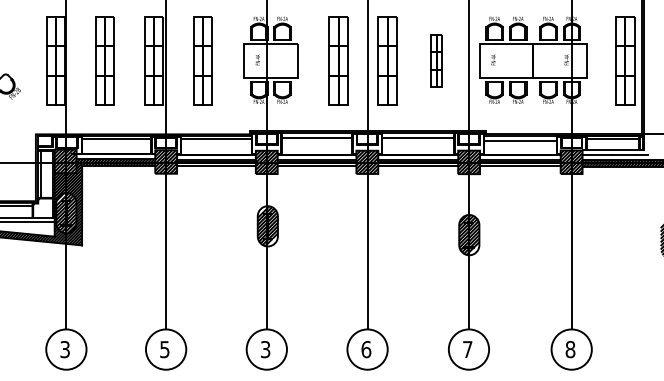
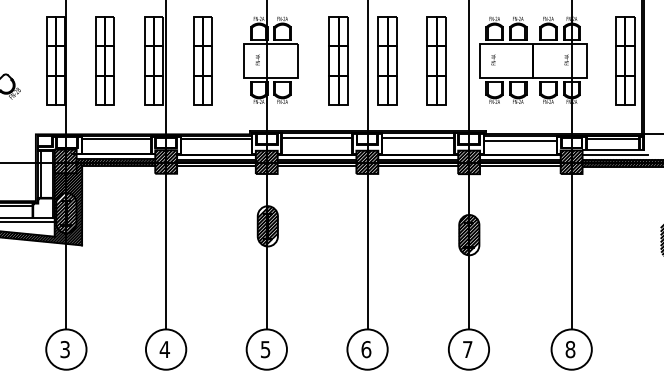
part size: 13x54 px -> 21x90 px (436, 60)
text: 5 -> 4 (164, 349)
text: 3 -> 5 (265, 349)
